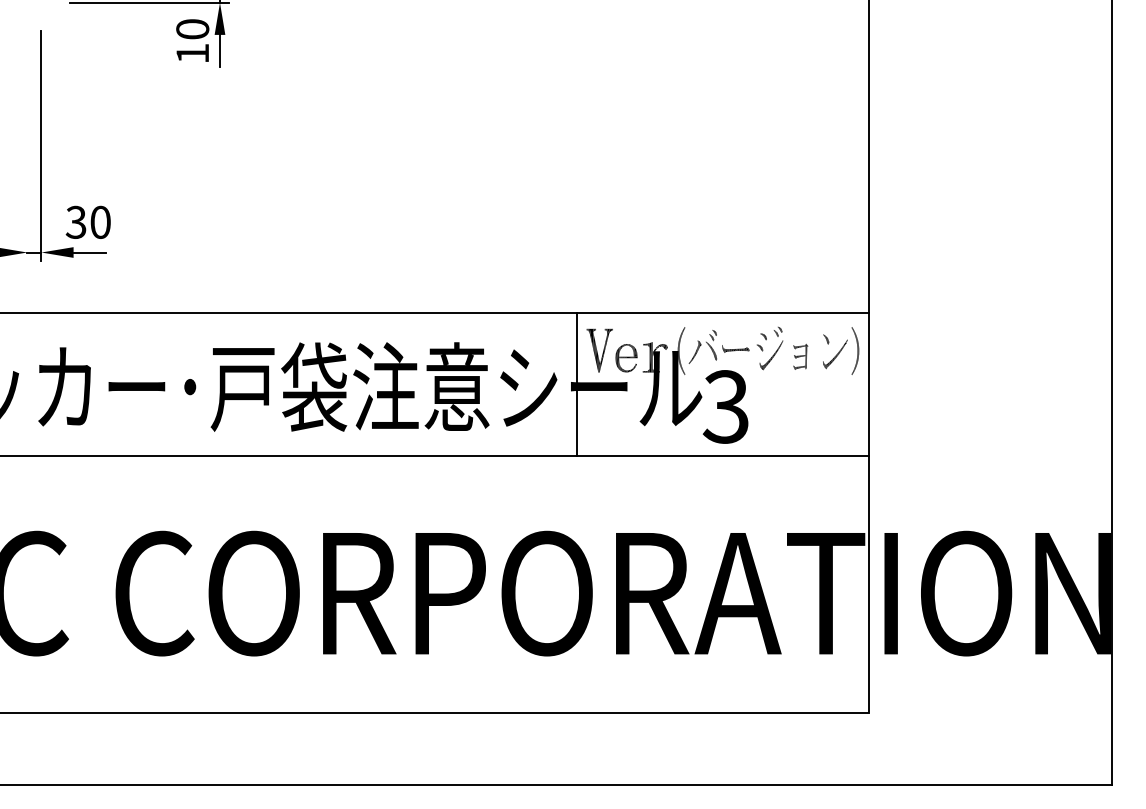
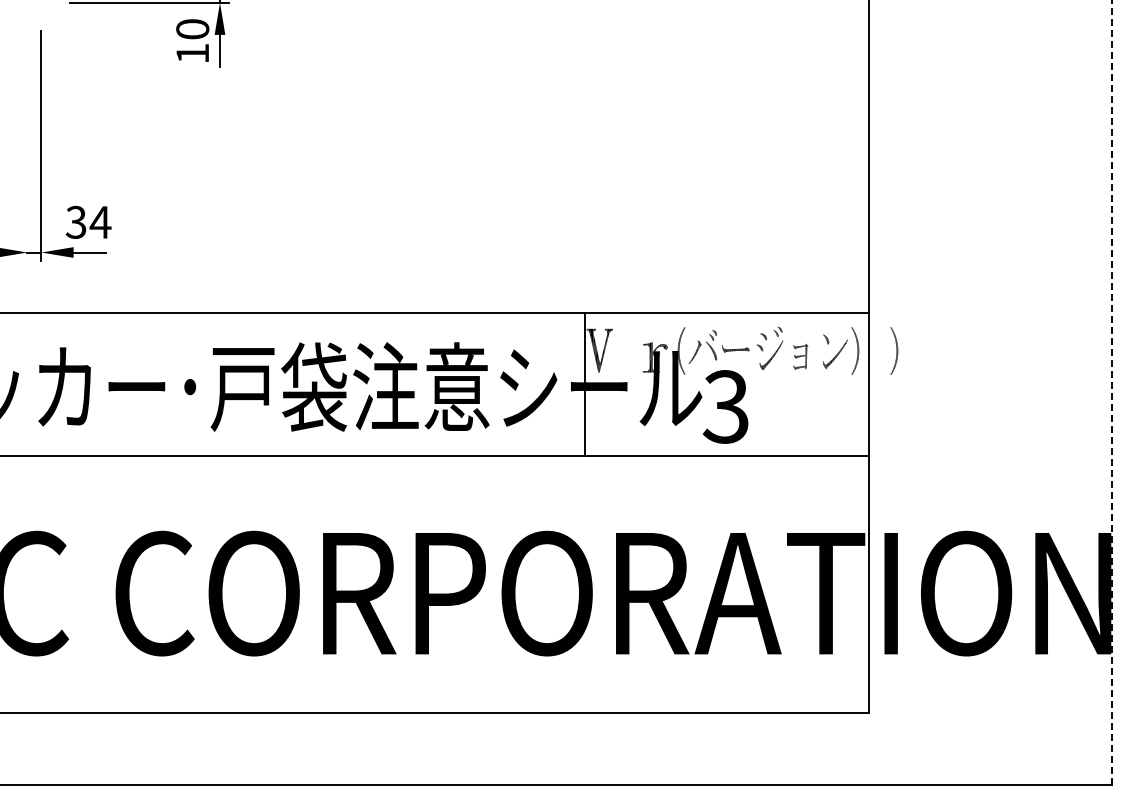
text: 30 -> 34 (100, 221)
part: none -> present (894, 350)
part: present -> none (626, 358)
line position: (577, 384) -> (585, 384) (585, 384)
line: solid -> dashed (1111, 392)
